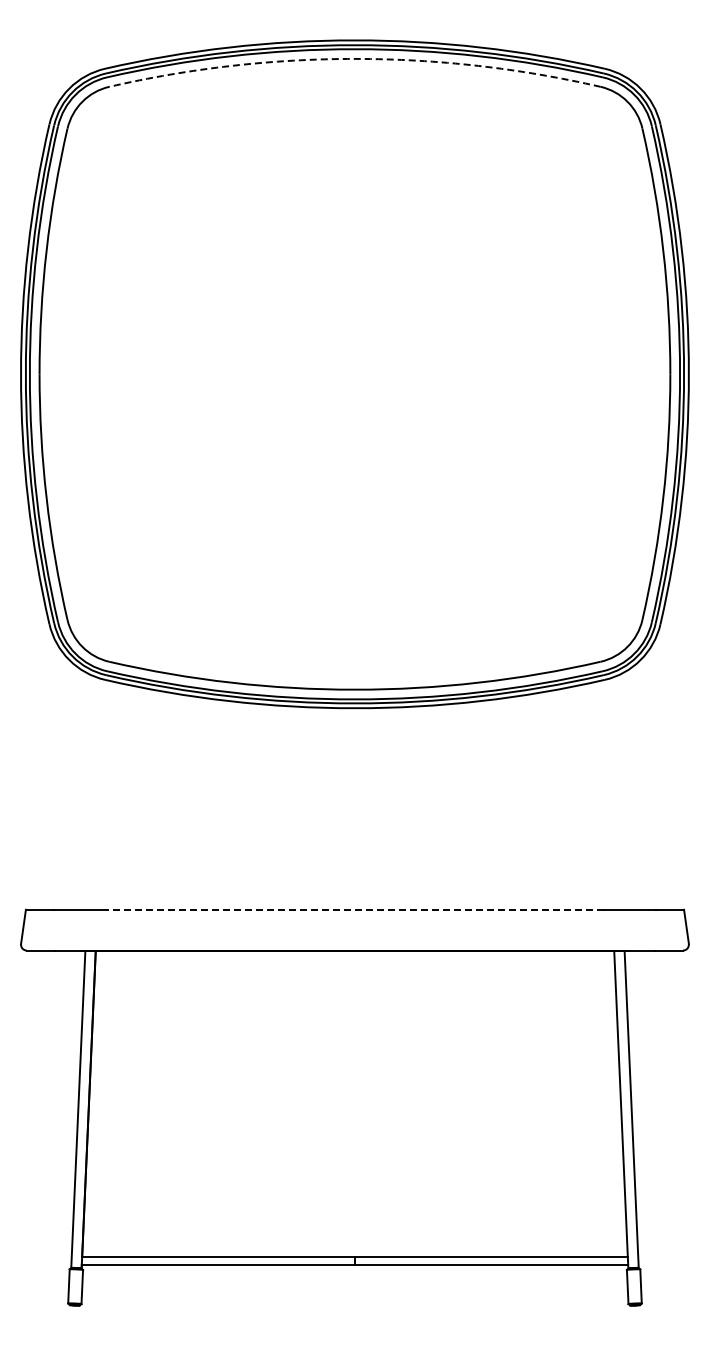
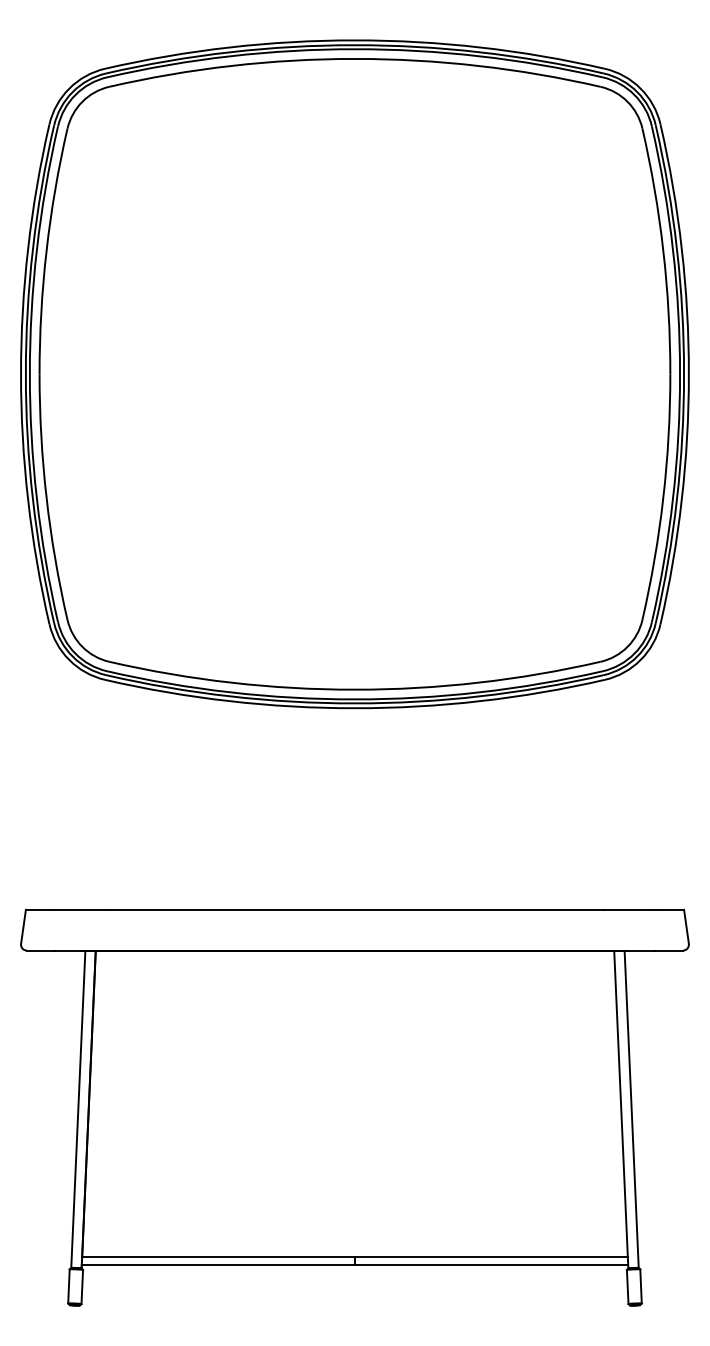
arc: dashed -> solid (354, 58)
line: dashed -> solid (355, 909)
